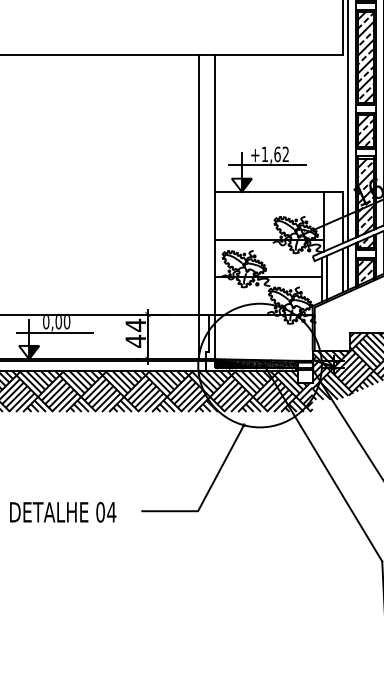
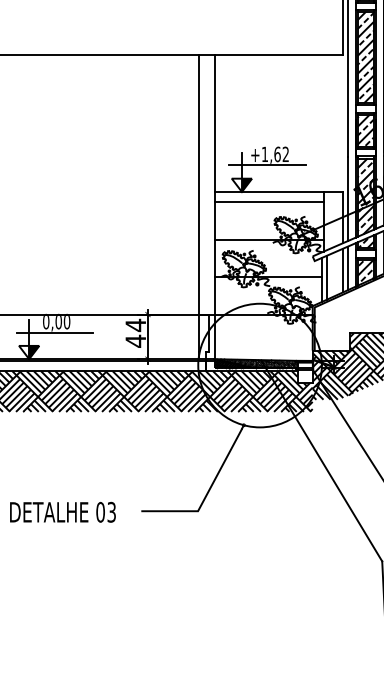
line: none -> present (268, 202)
text: 04 -> 03 (111, 511)
